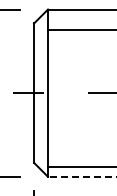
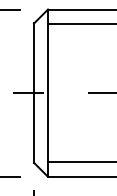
line position: (80, 30) -> (80, 24) (80, 24)
line position: (80, 167) -> (80, 162) (80, 162)
line: dashed -> solid (81, 176)
